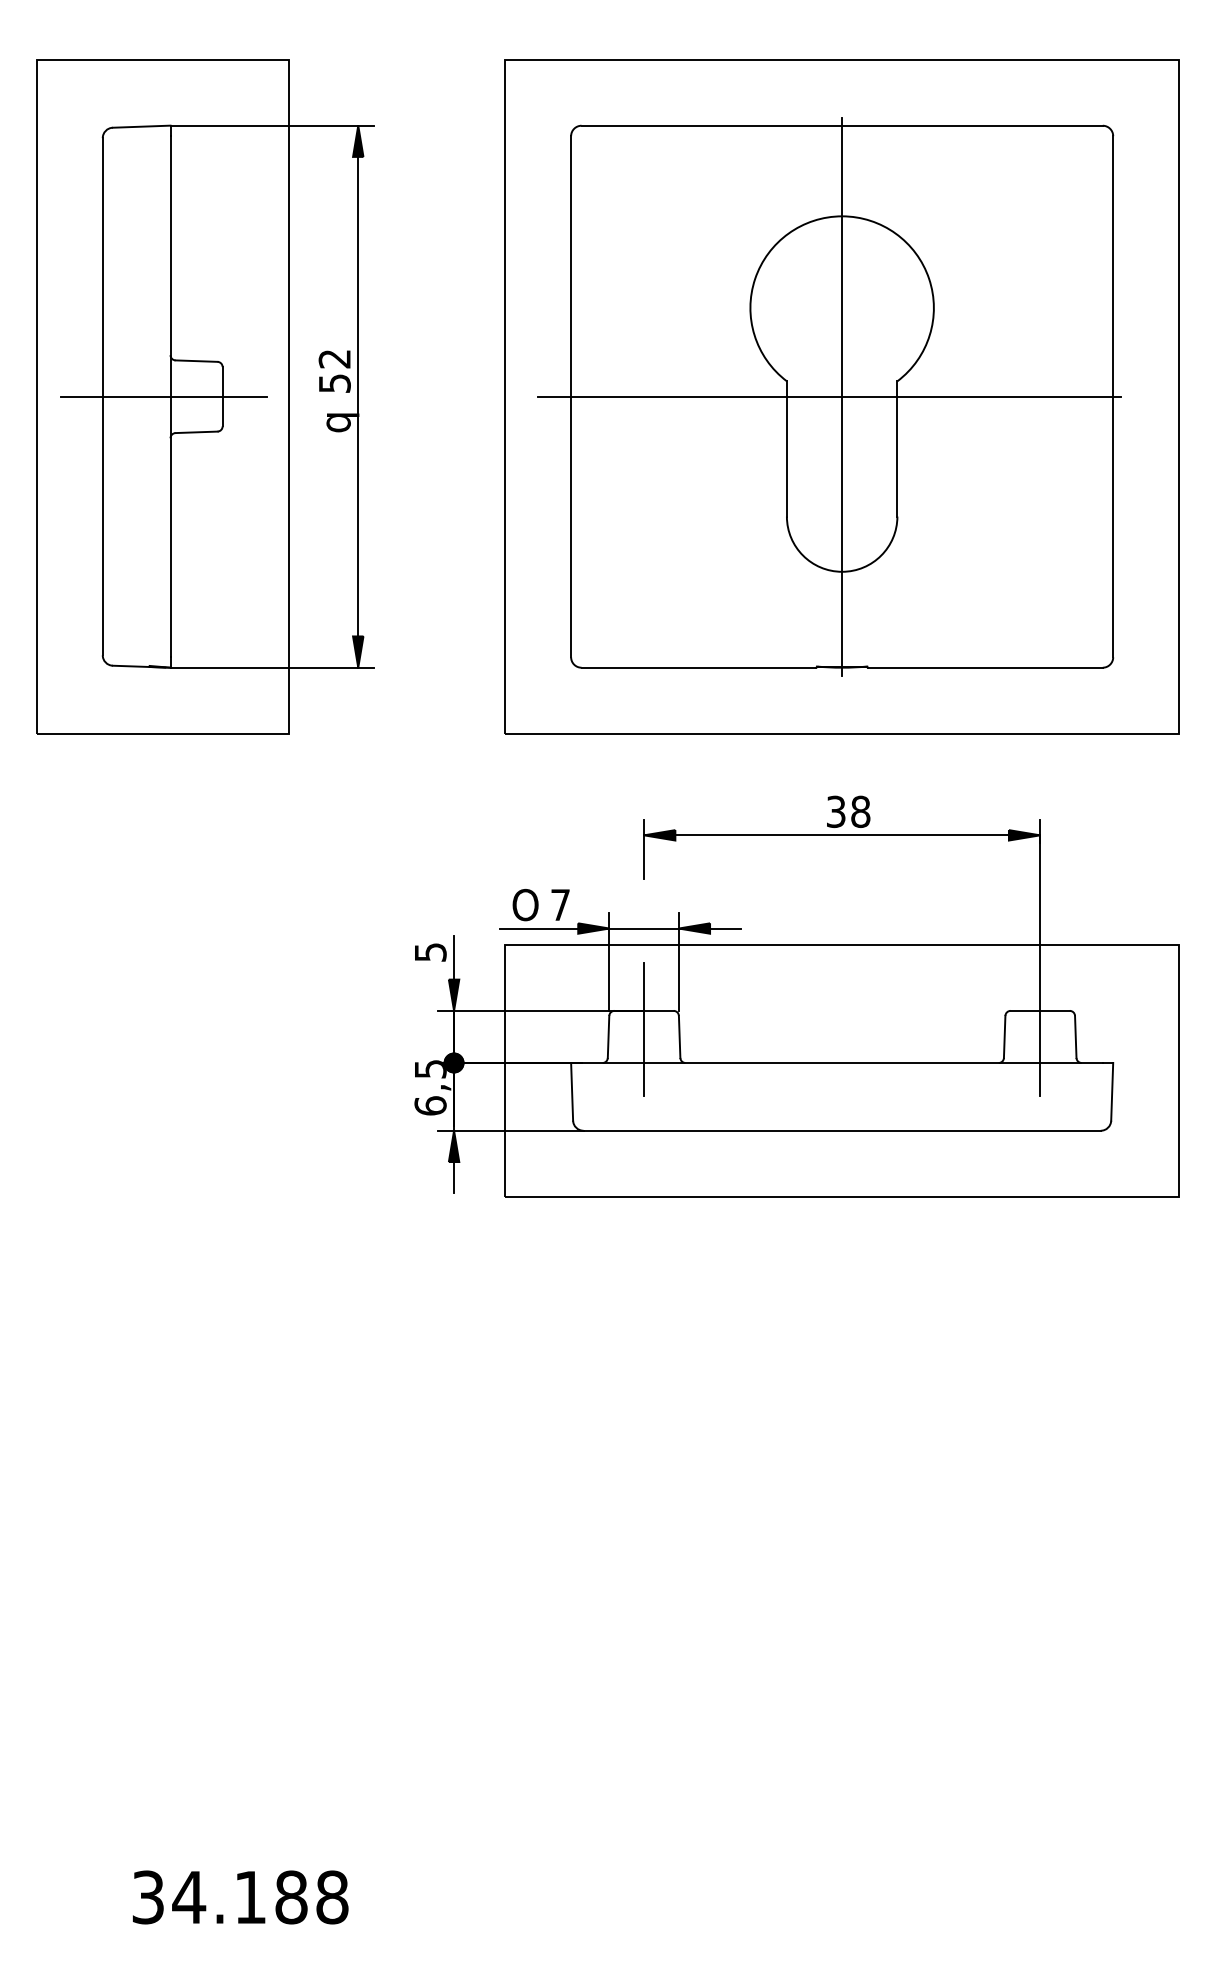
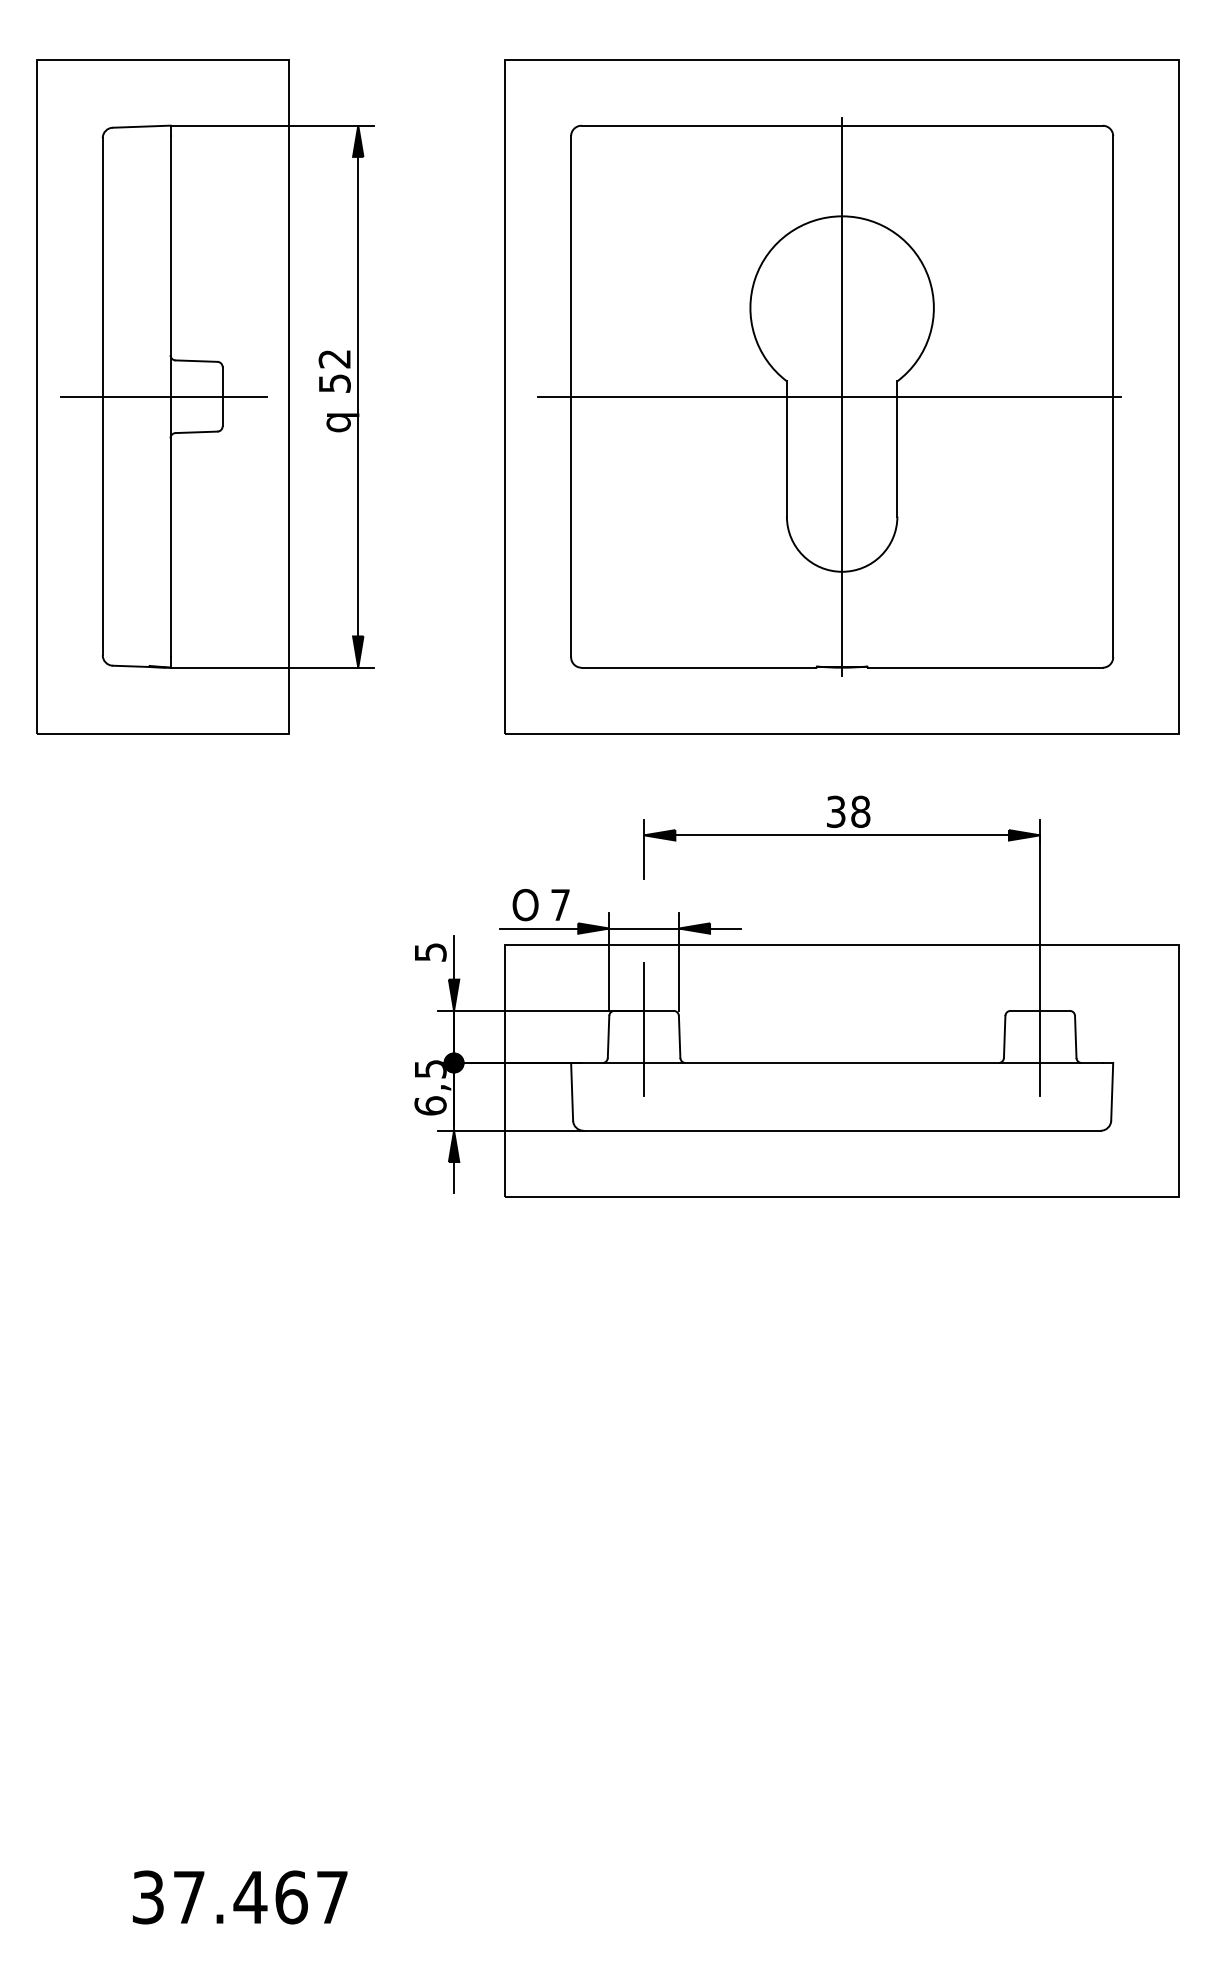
text: 34.188 -> 37.467 (260, 1897)
